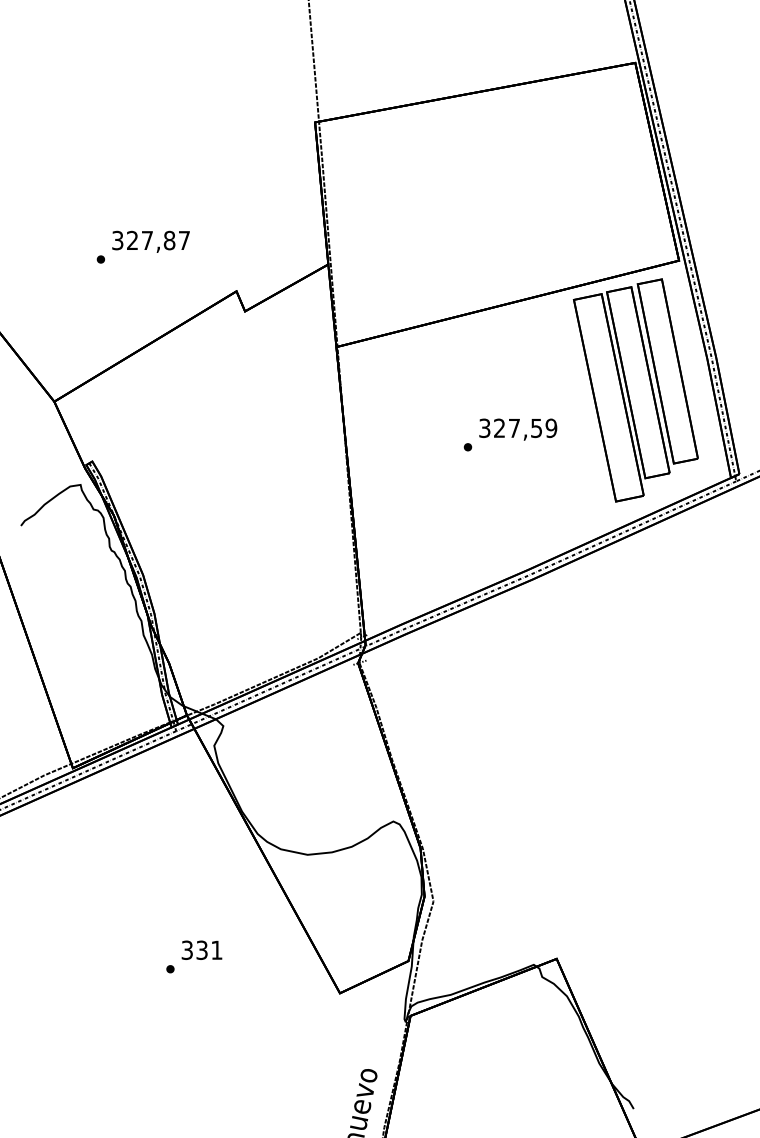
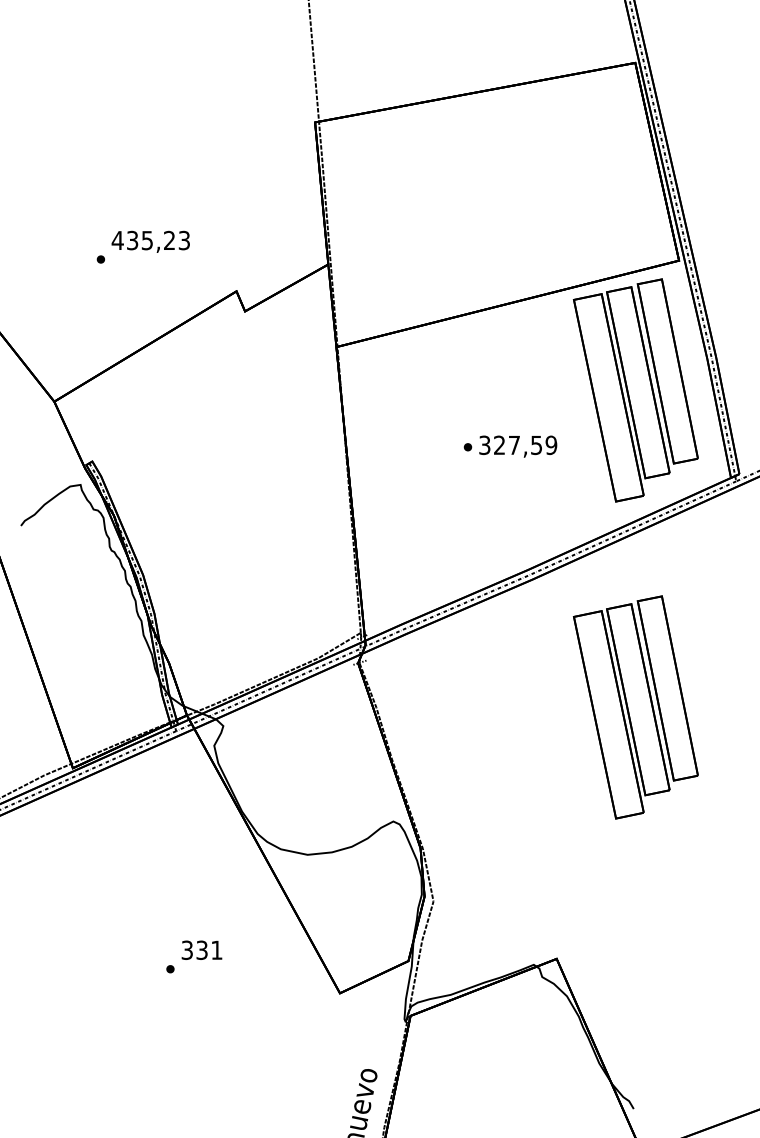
text: 327,87 -> 435,23 (150, 240)
text position: (518, 429) -> (518, 446) (518, 446)
part: none -> present (635, 707)
